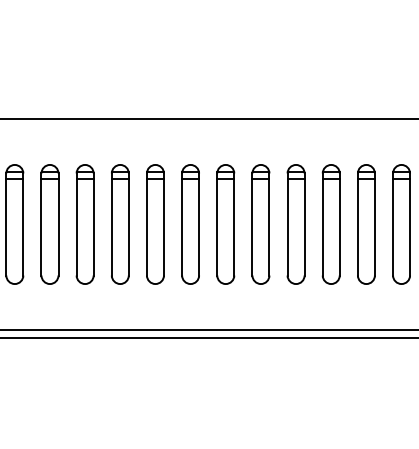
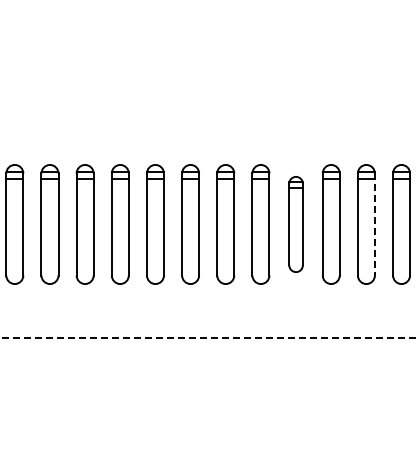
line: present -> none (208, 119)
part size: 20x121 px -> 16x97 px (295, 224)
line: solid -> dashed (374, 224)
line: present -> none (208, 329)
line: solid -> dashed (209, 337)
